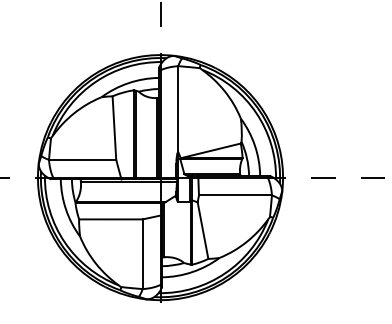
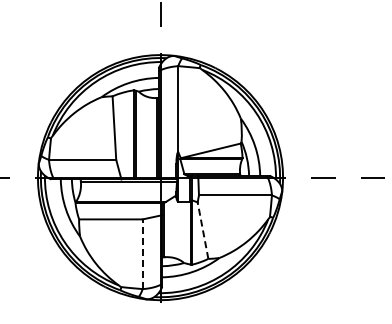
line: solid -> dashed (203, 230)
line: solid -> dashed (142, 254)
